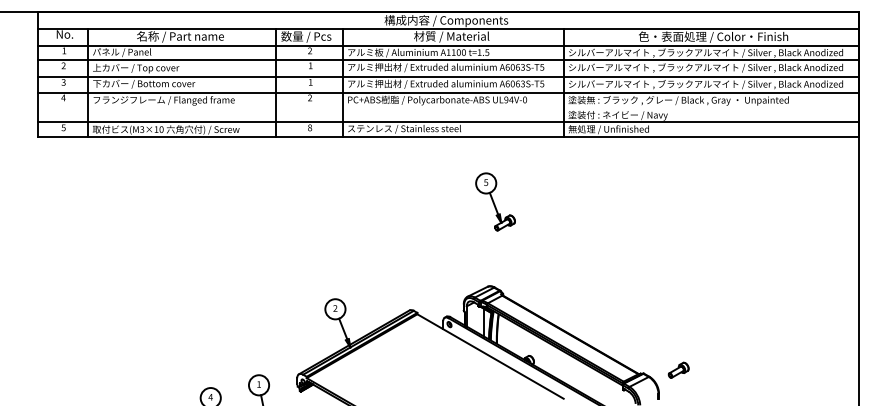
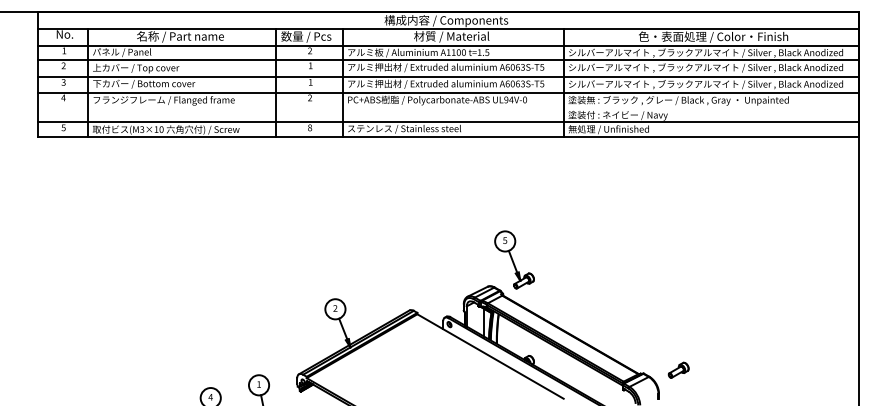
part position: (495, 201) -> (514, 259) (514, 259)
